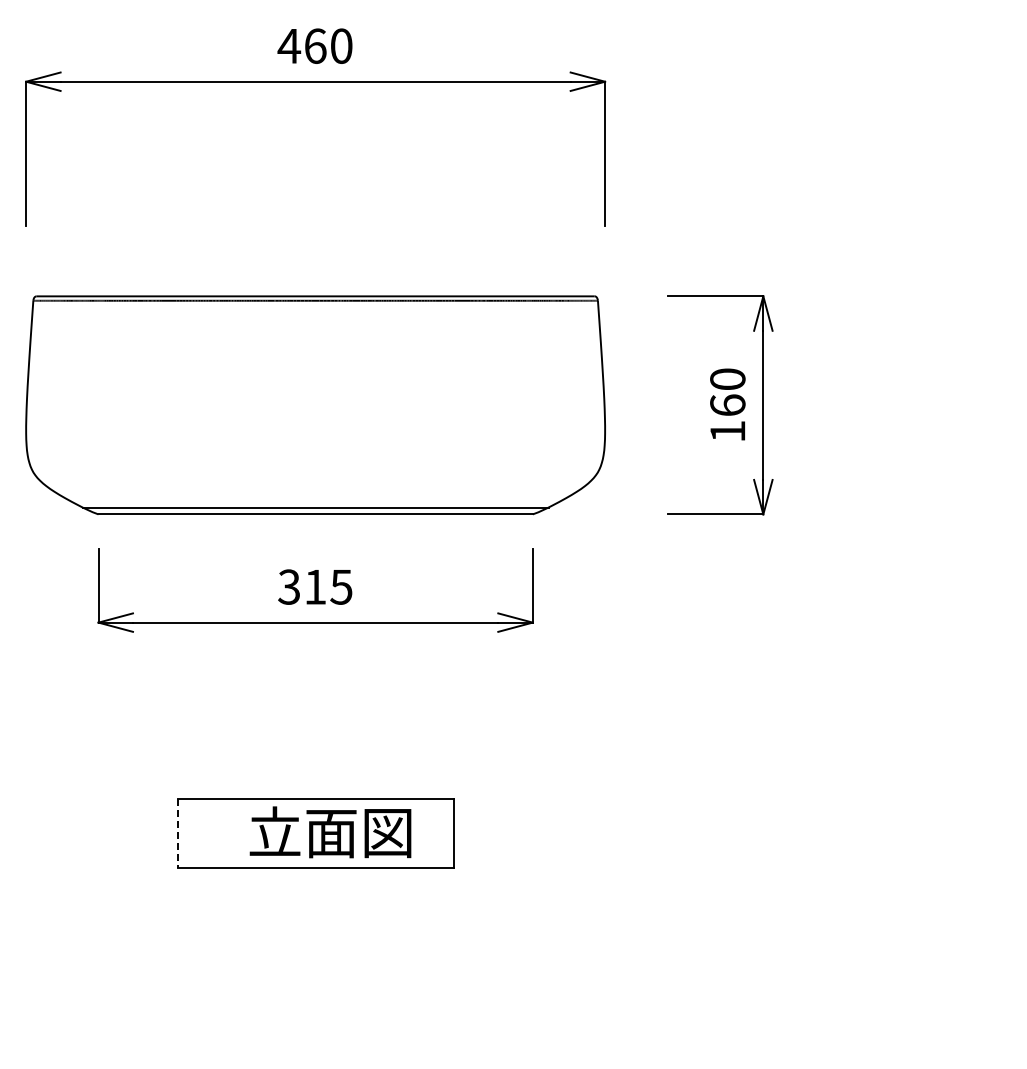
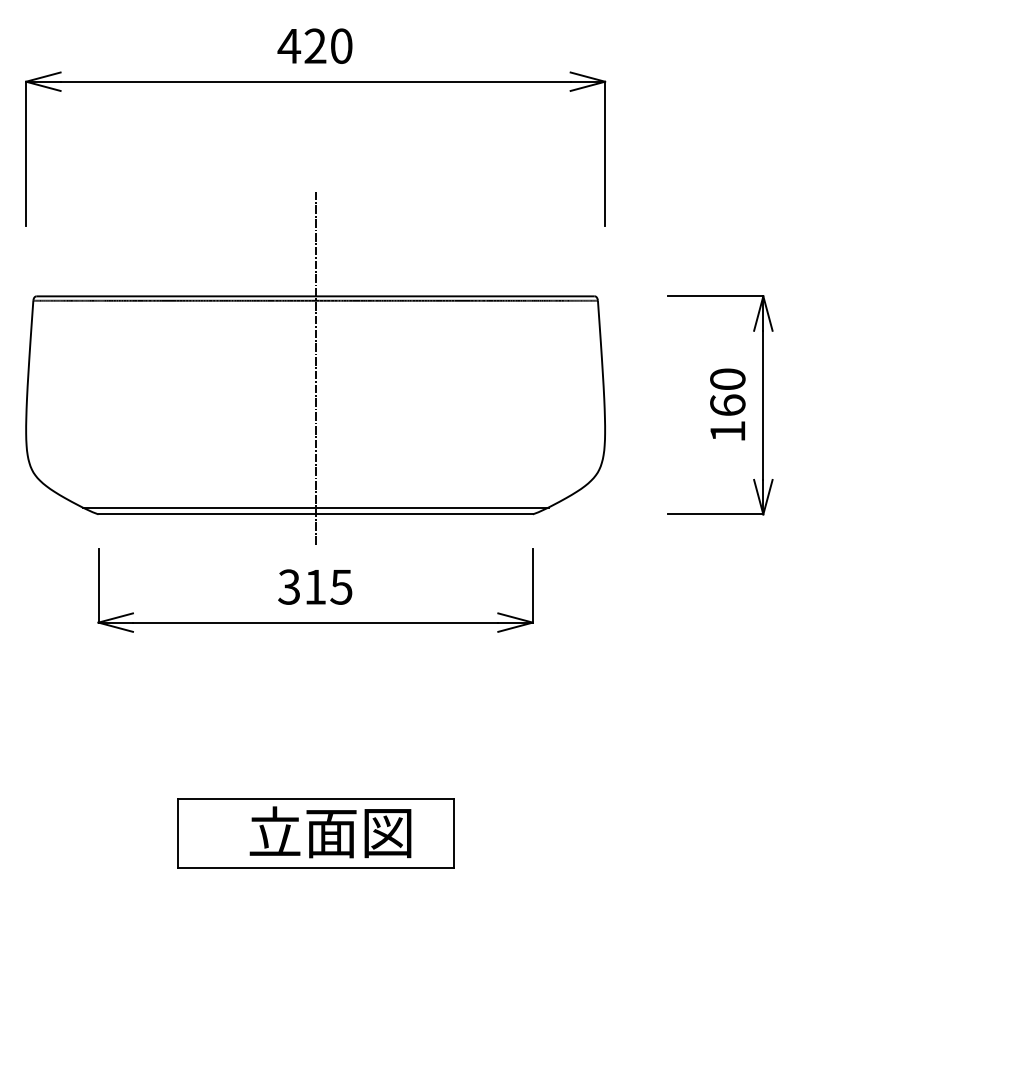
text: 460 -> 420 (315, 45)
line: none -> present (315, 367)
line: dashed -> solid (177, 833)
